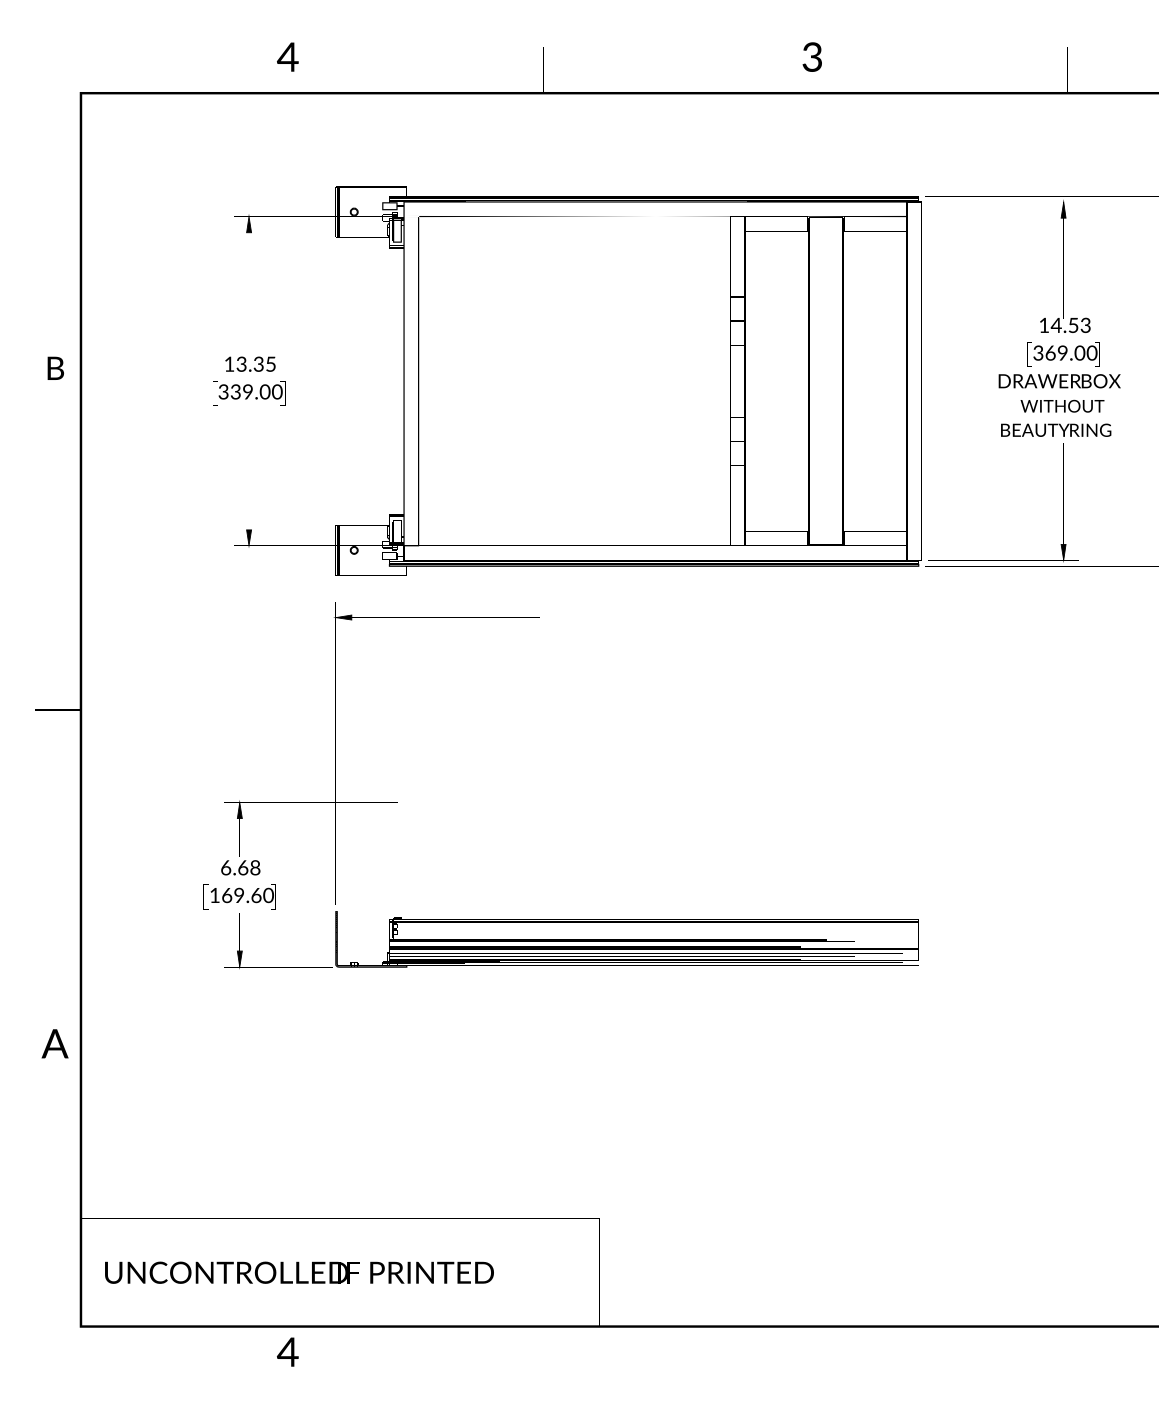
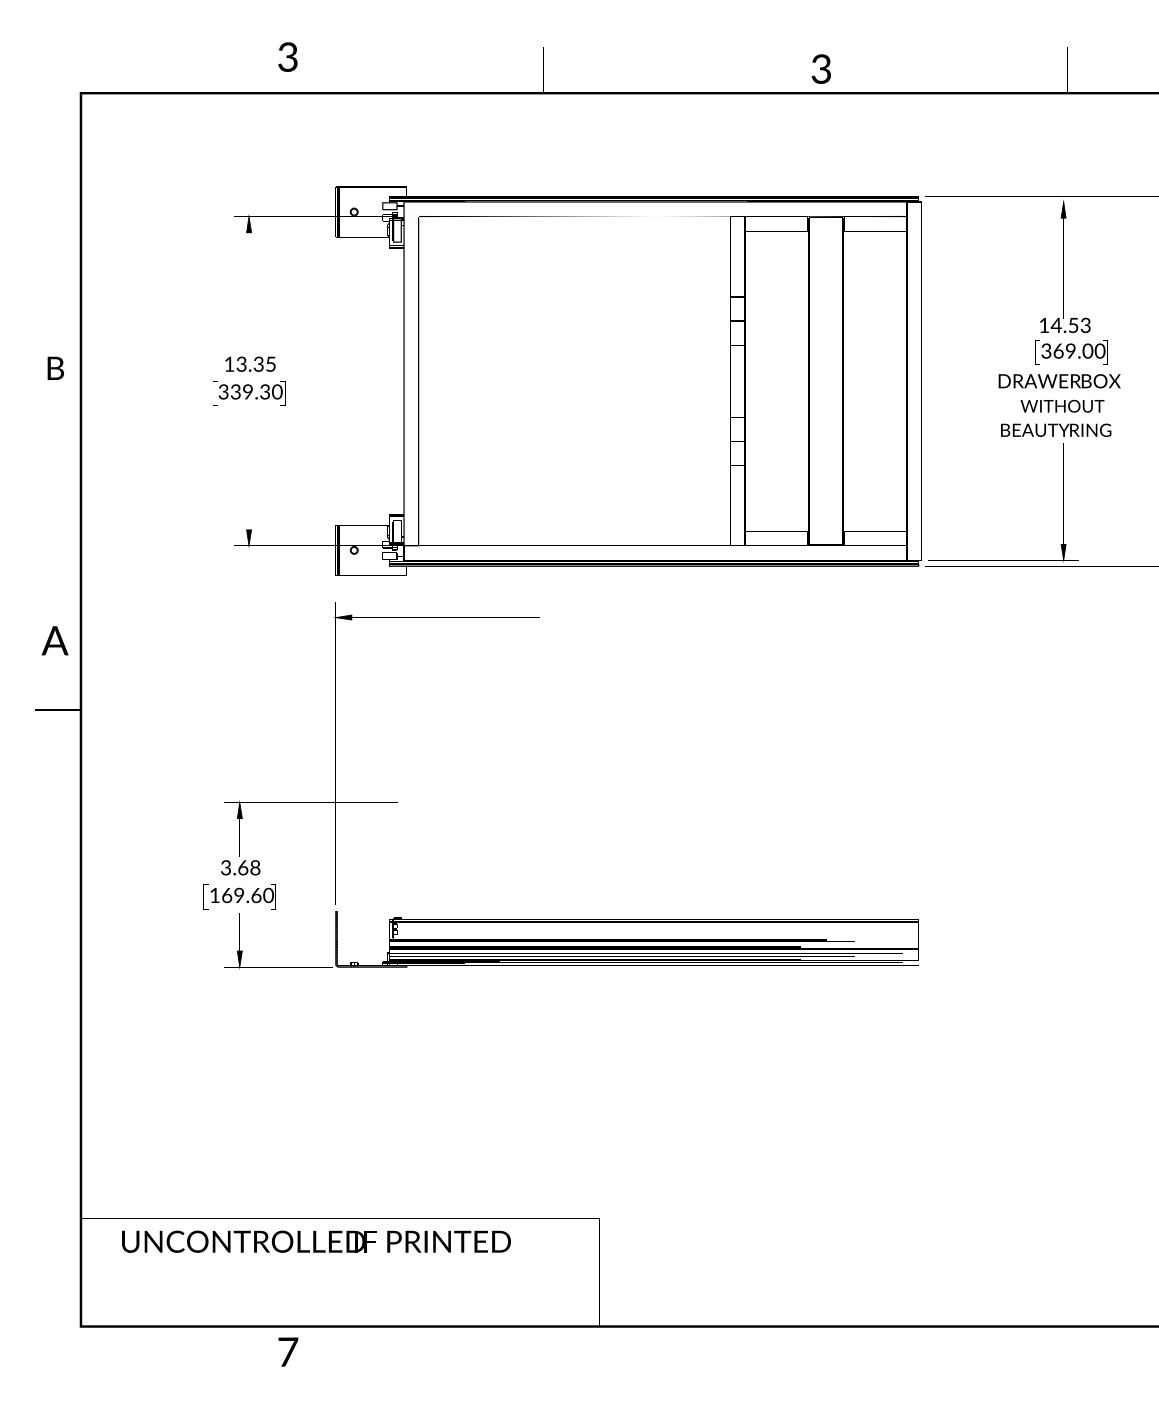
text: 4 -> 3 (287, 56)
text position: (811, 56) -> (820, 68) (820, 68)
text position: (1063, 354) -> (1071, 352) (1071, 352)
text: 339.00 -> 339.30 (264, 391)
text: 6.68 -> 3.68 (226, 867)
text position: (54, 1043) -> (54, 640) (54, 640)
text position: (299, 1272) -> (316, 1241) (316, 1241)
text: 4 -> 7 (287, 1351)
